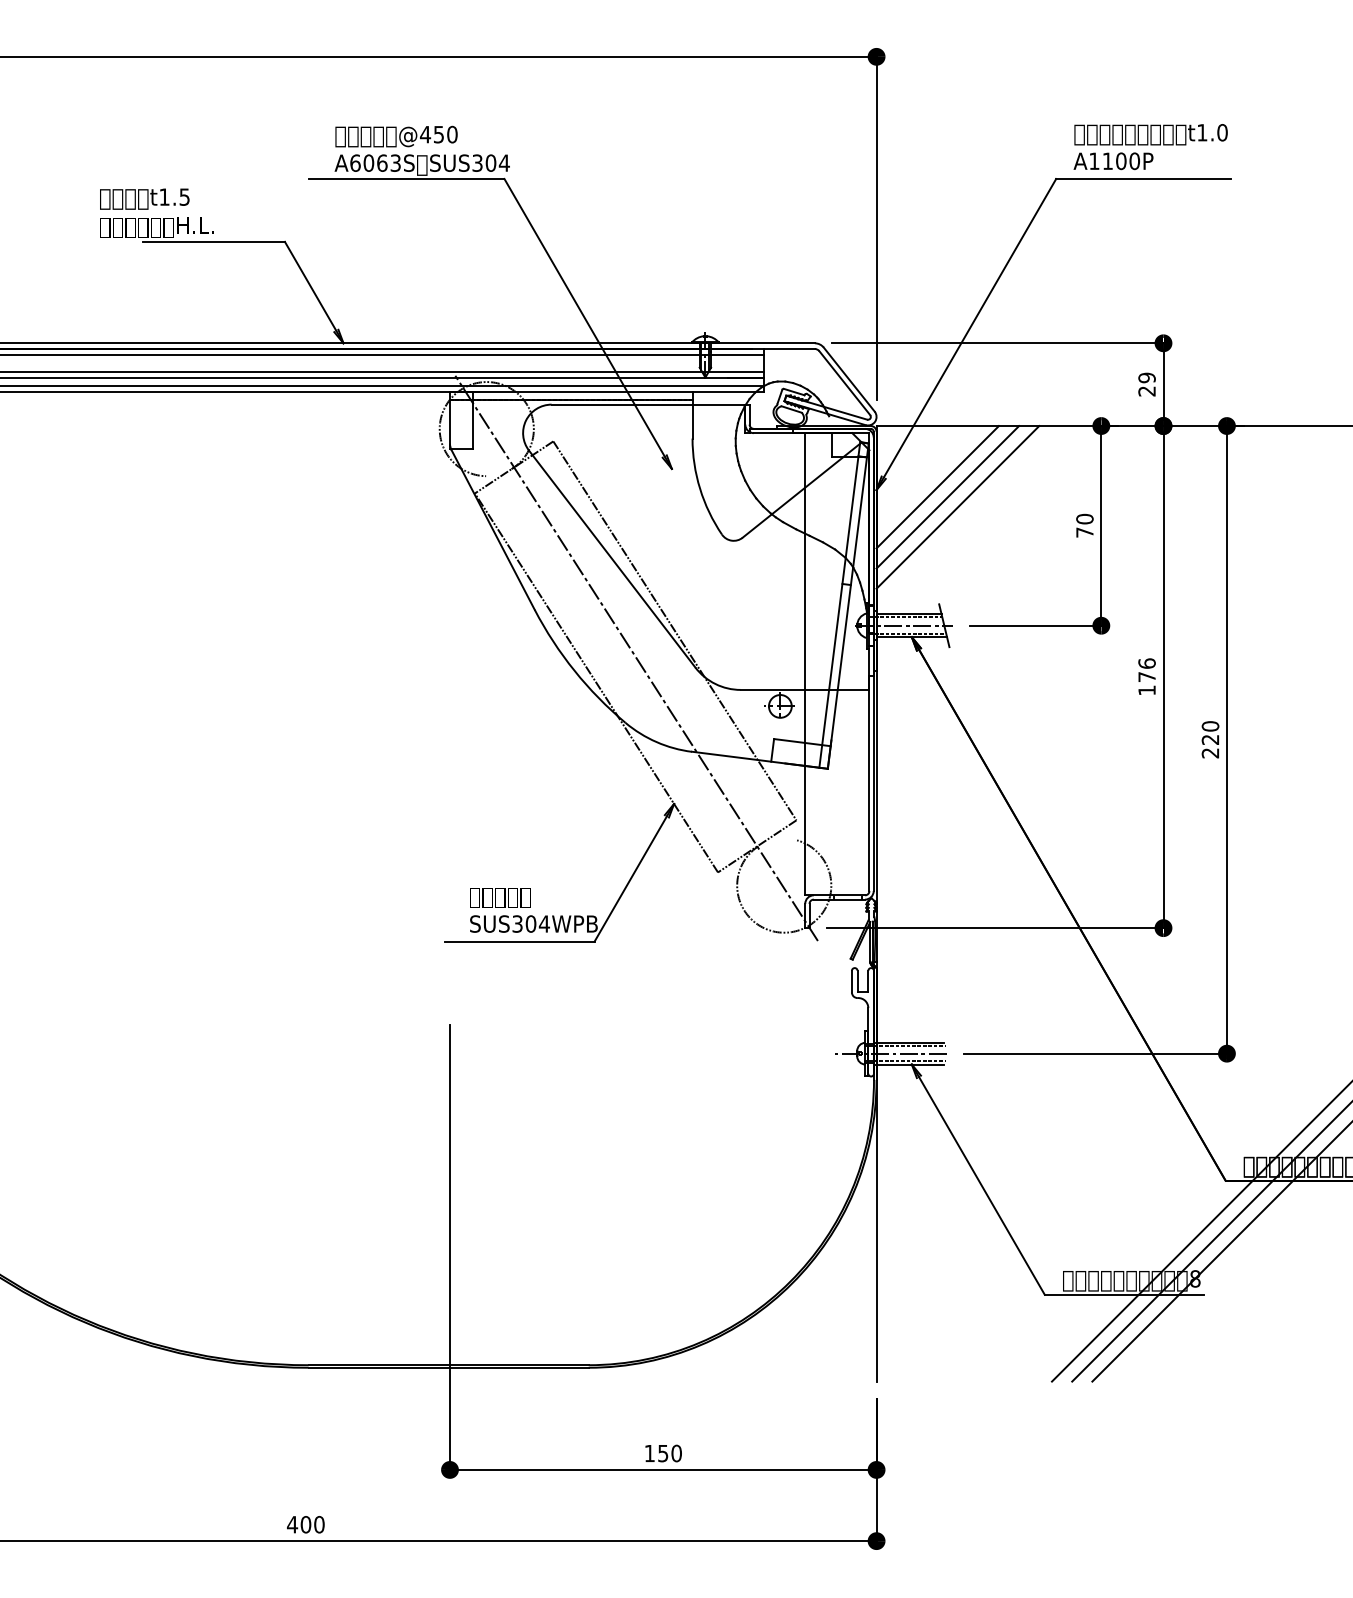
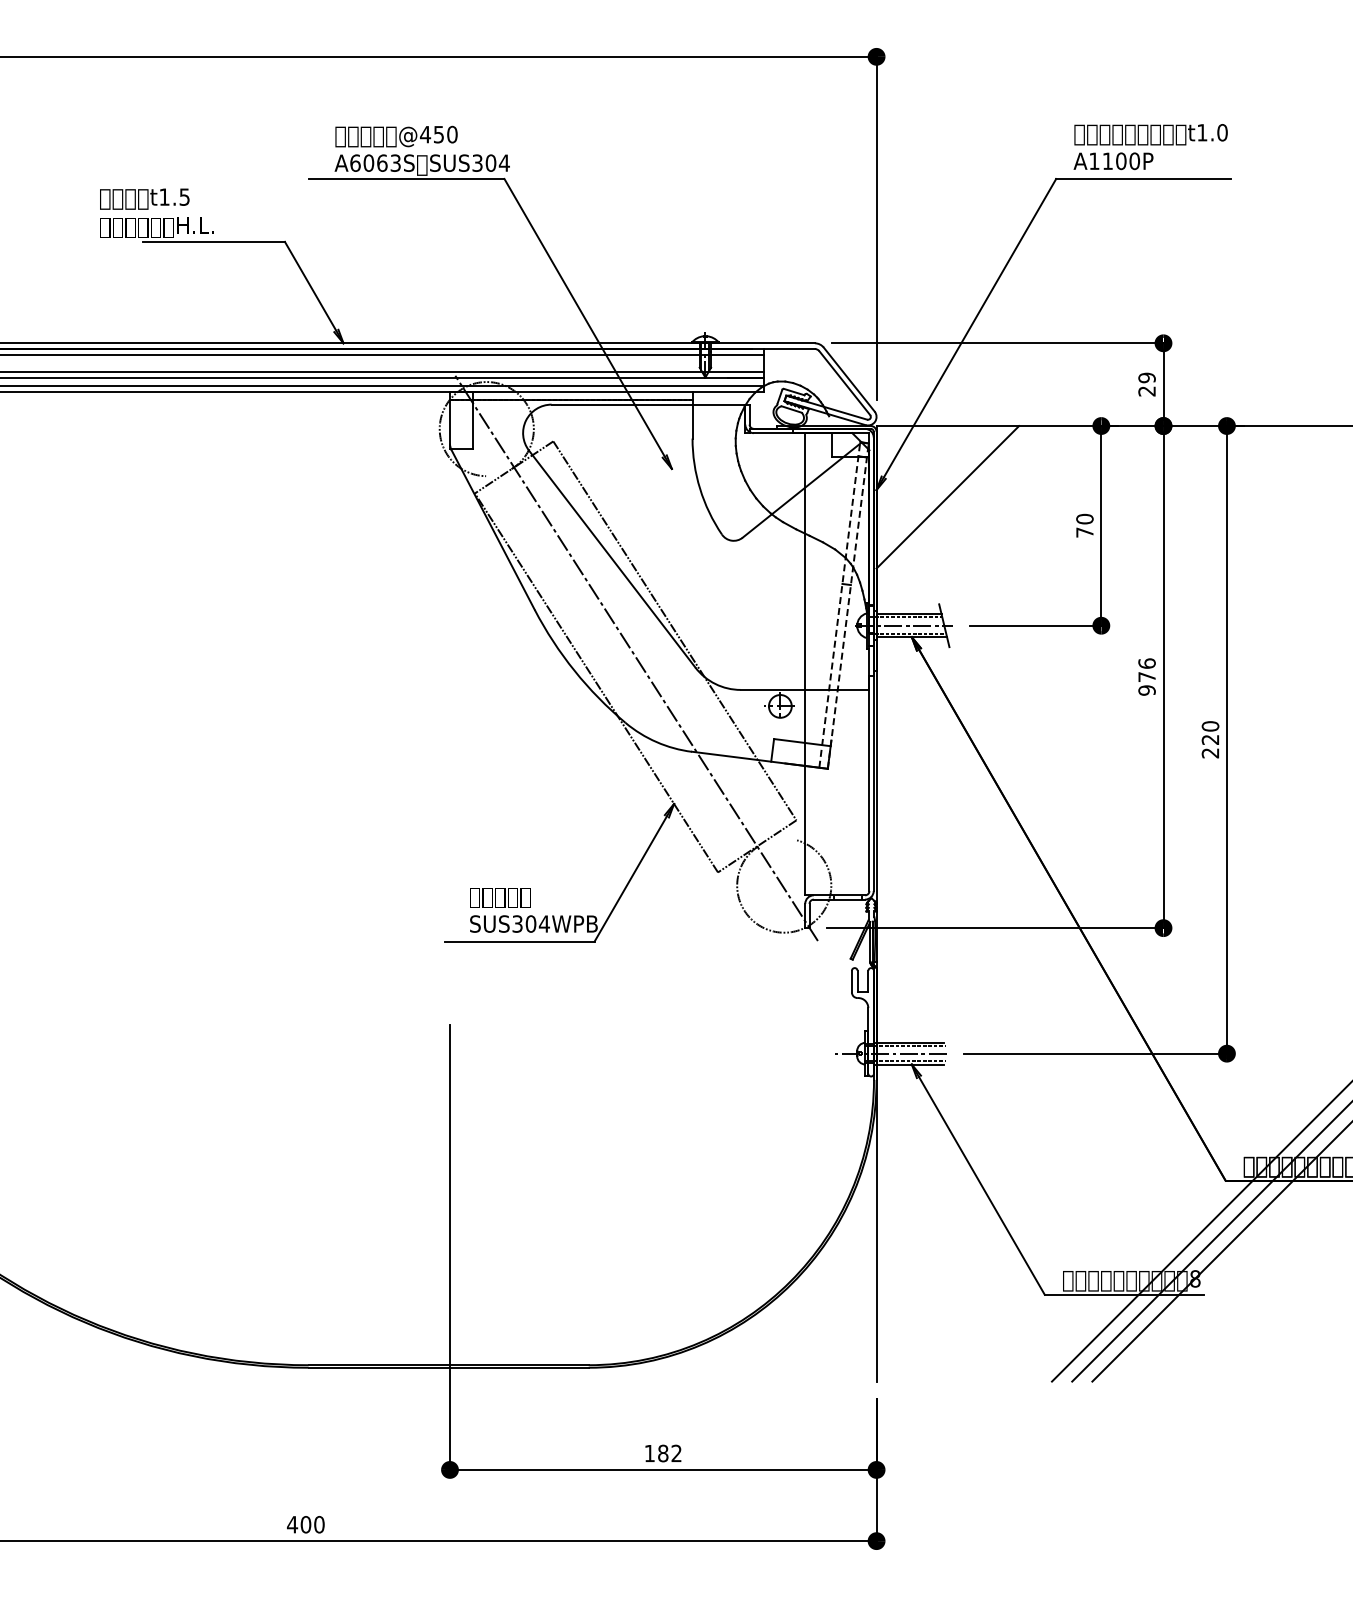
line: present -> none (937, 487)
line: present -> none (957, 507)
line: solid -> dashed (839, 605)
line: solid -> dashed (848, 606)
text: 176 -> 976 (1146, 690)
text: 150 -> 182 (669, 1453)
